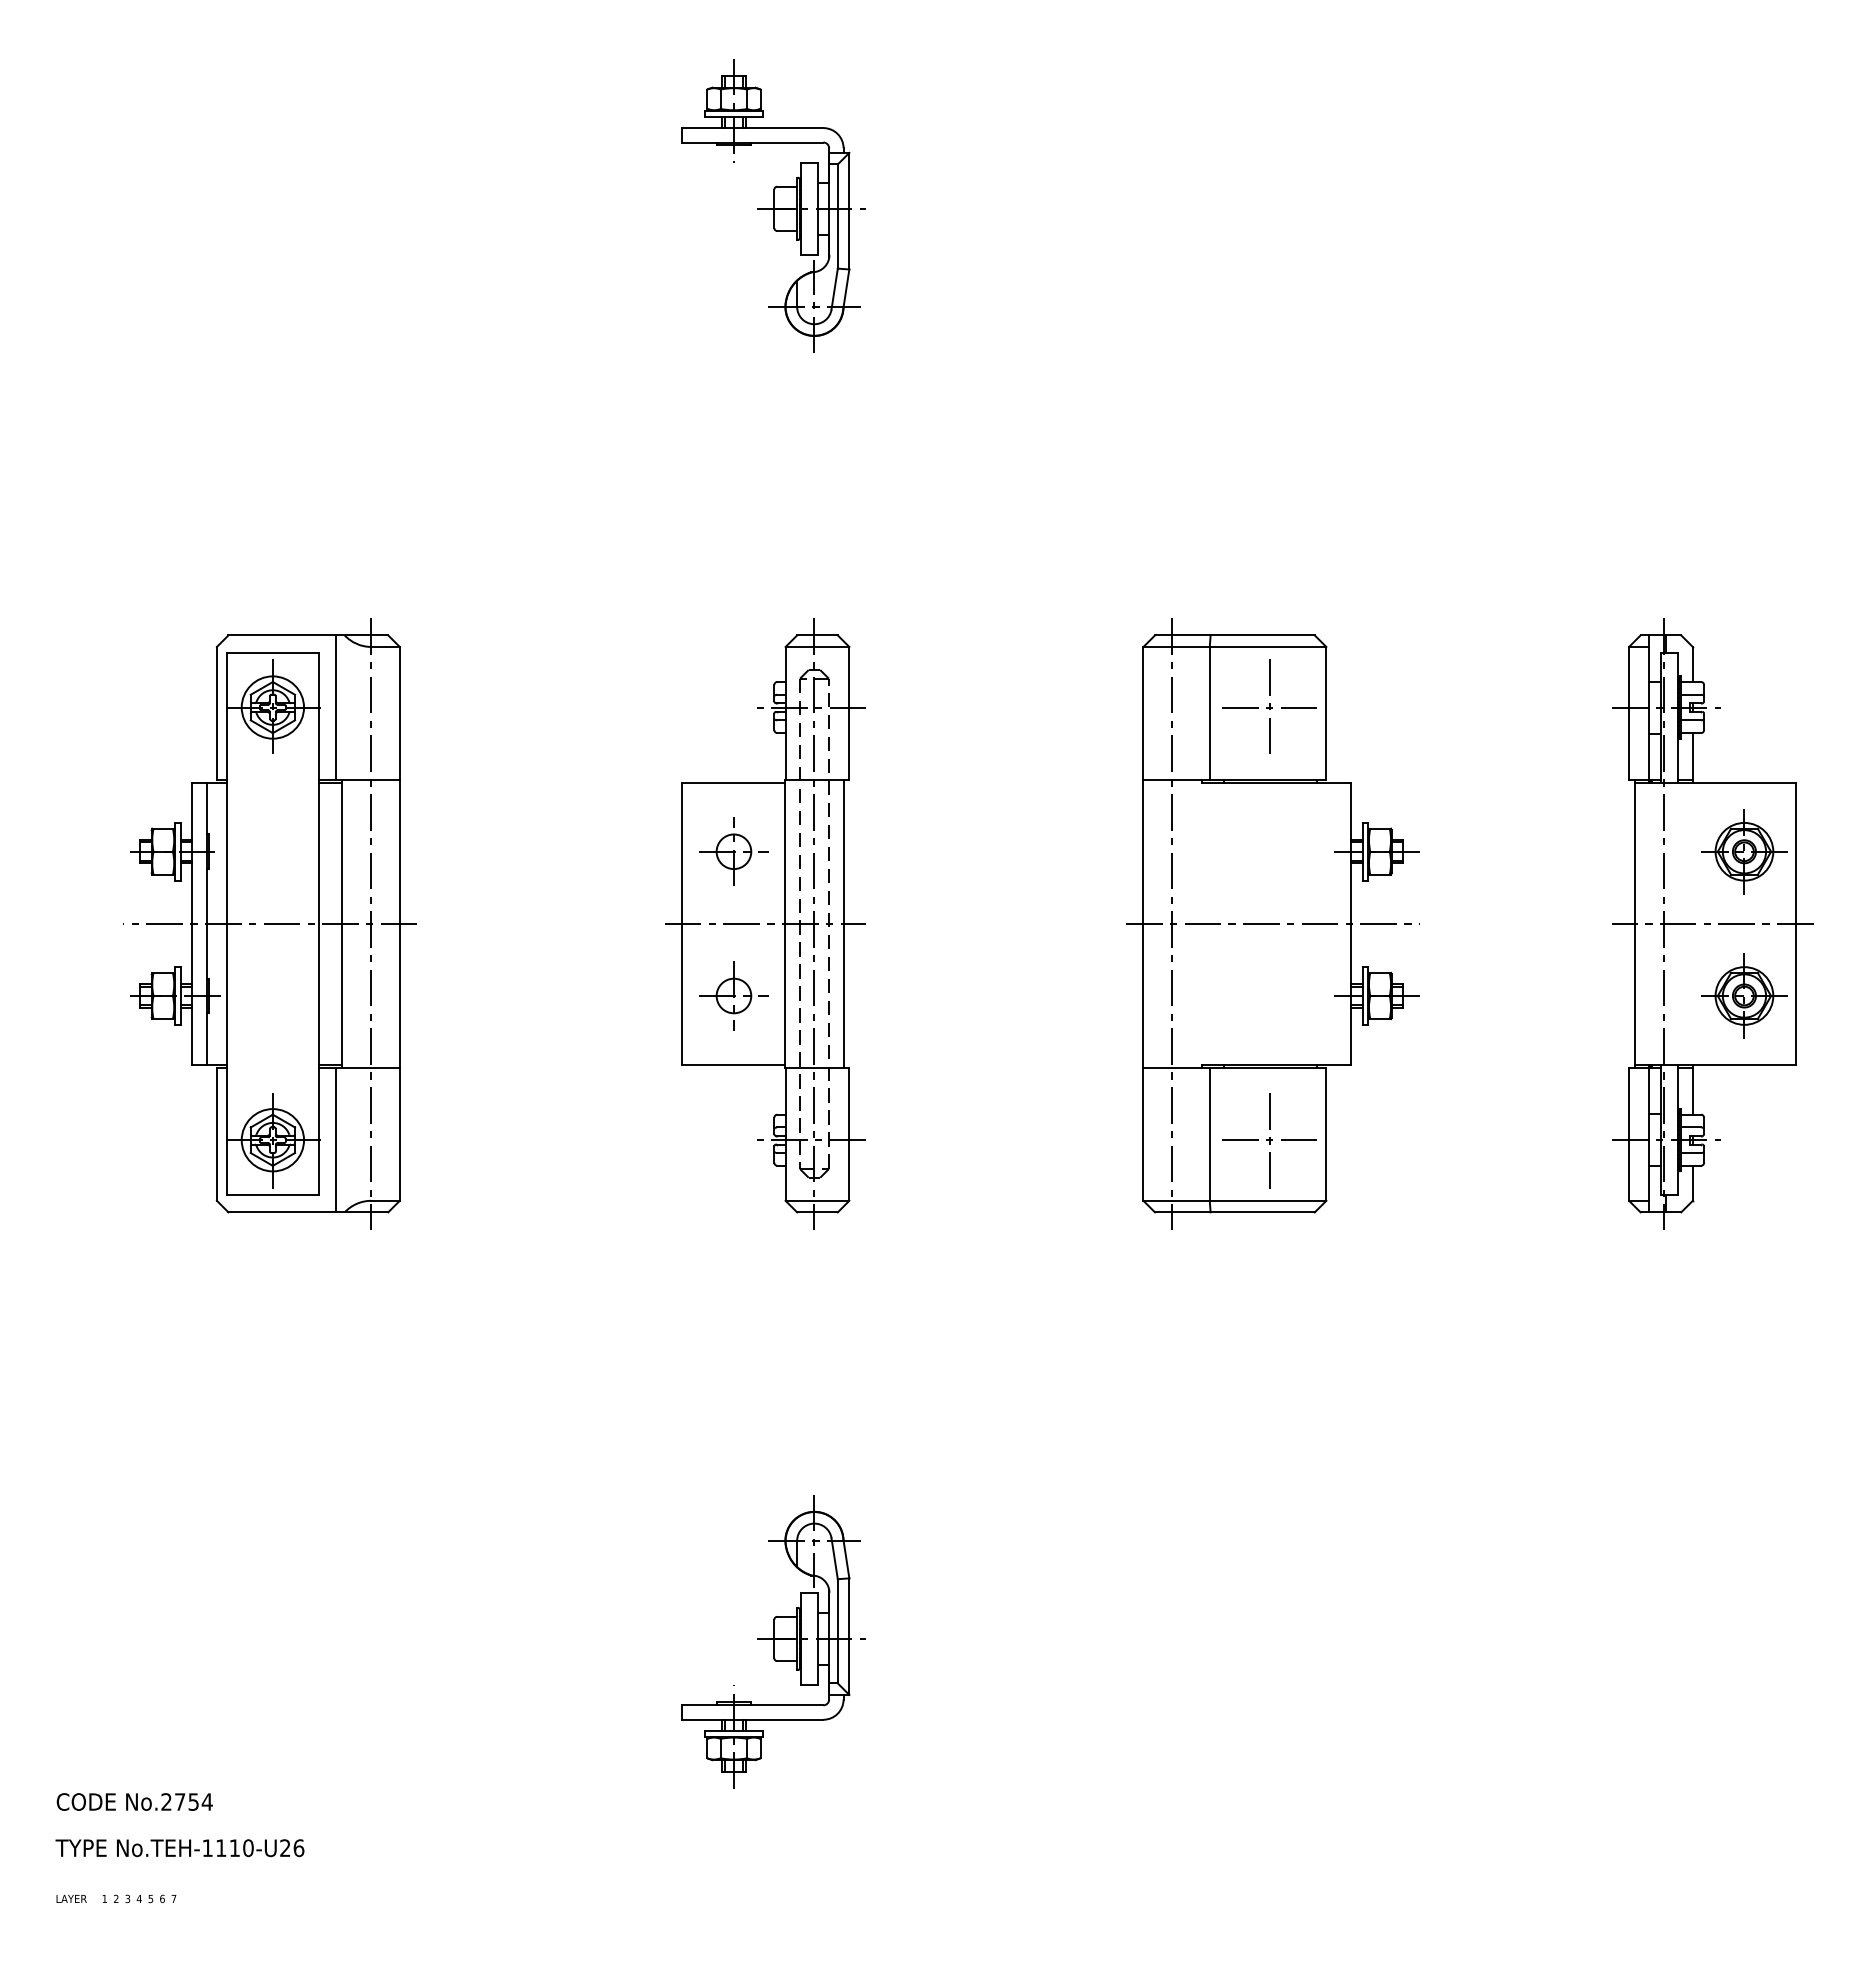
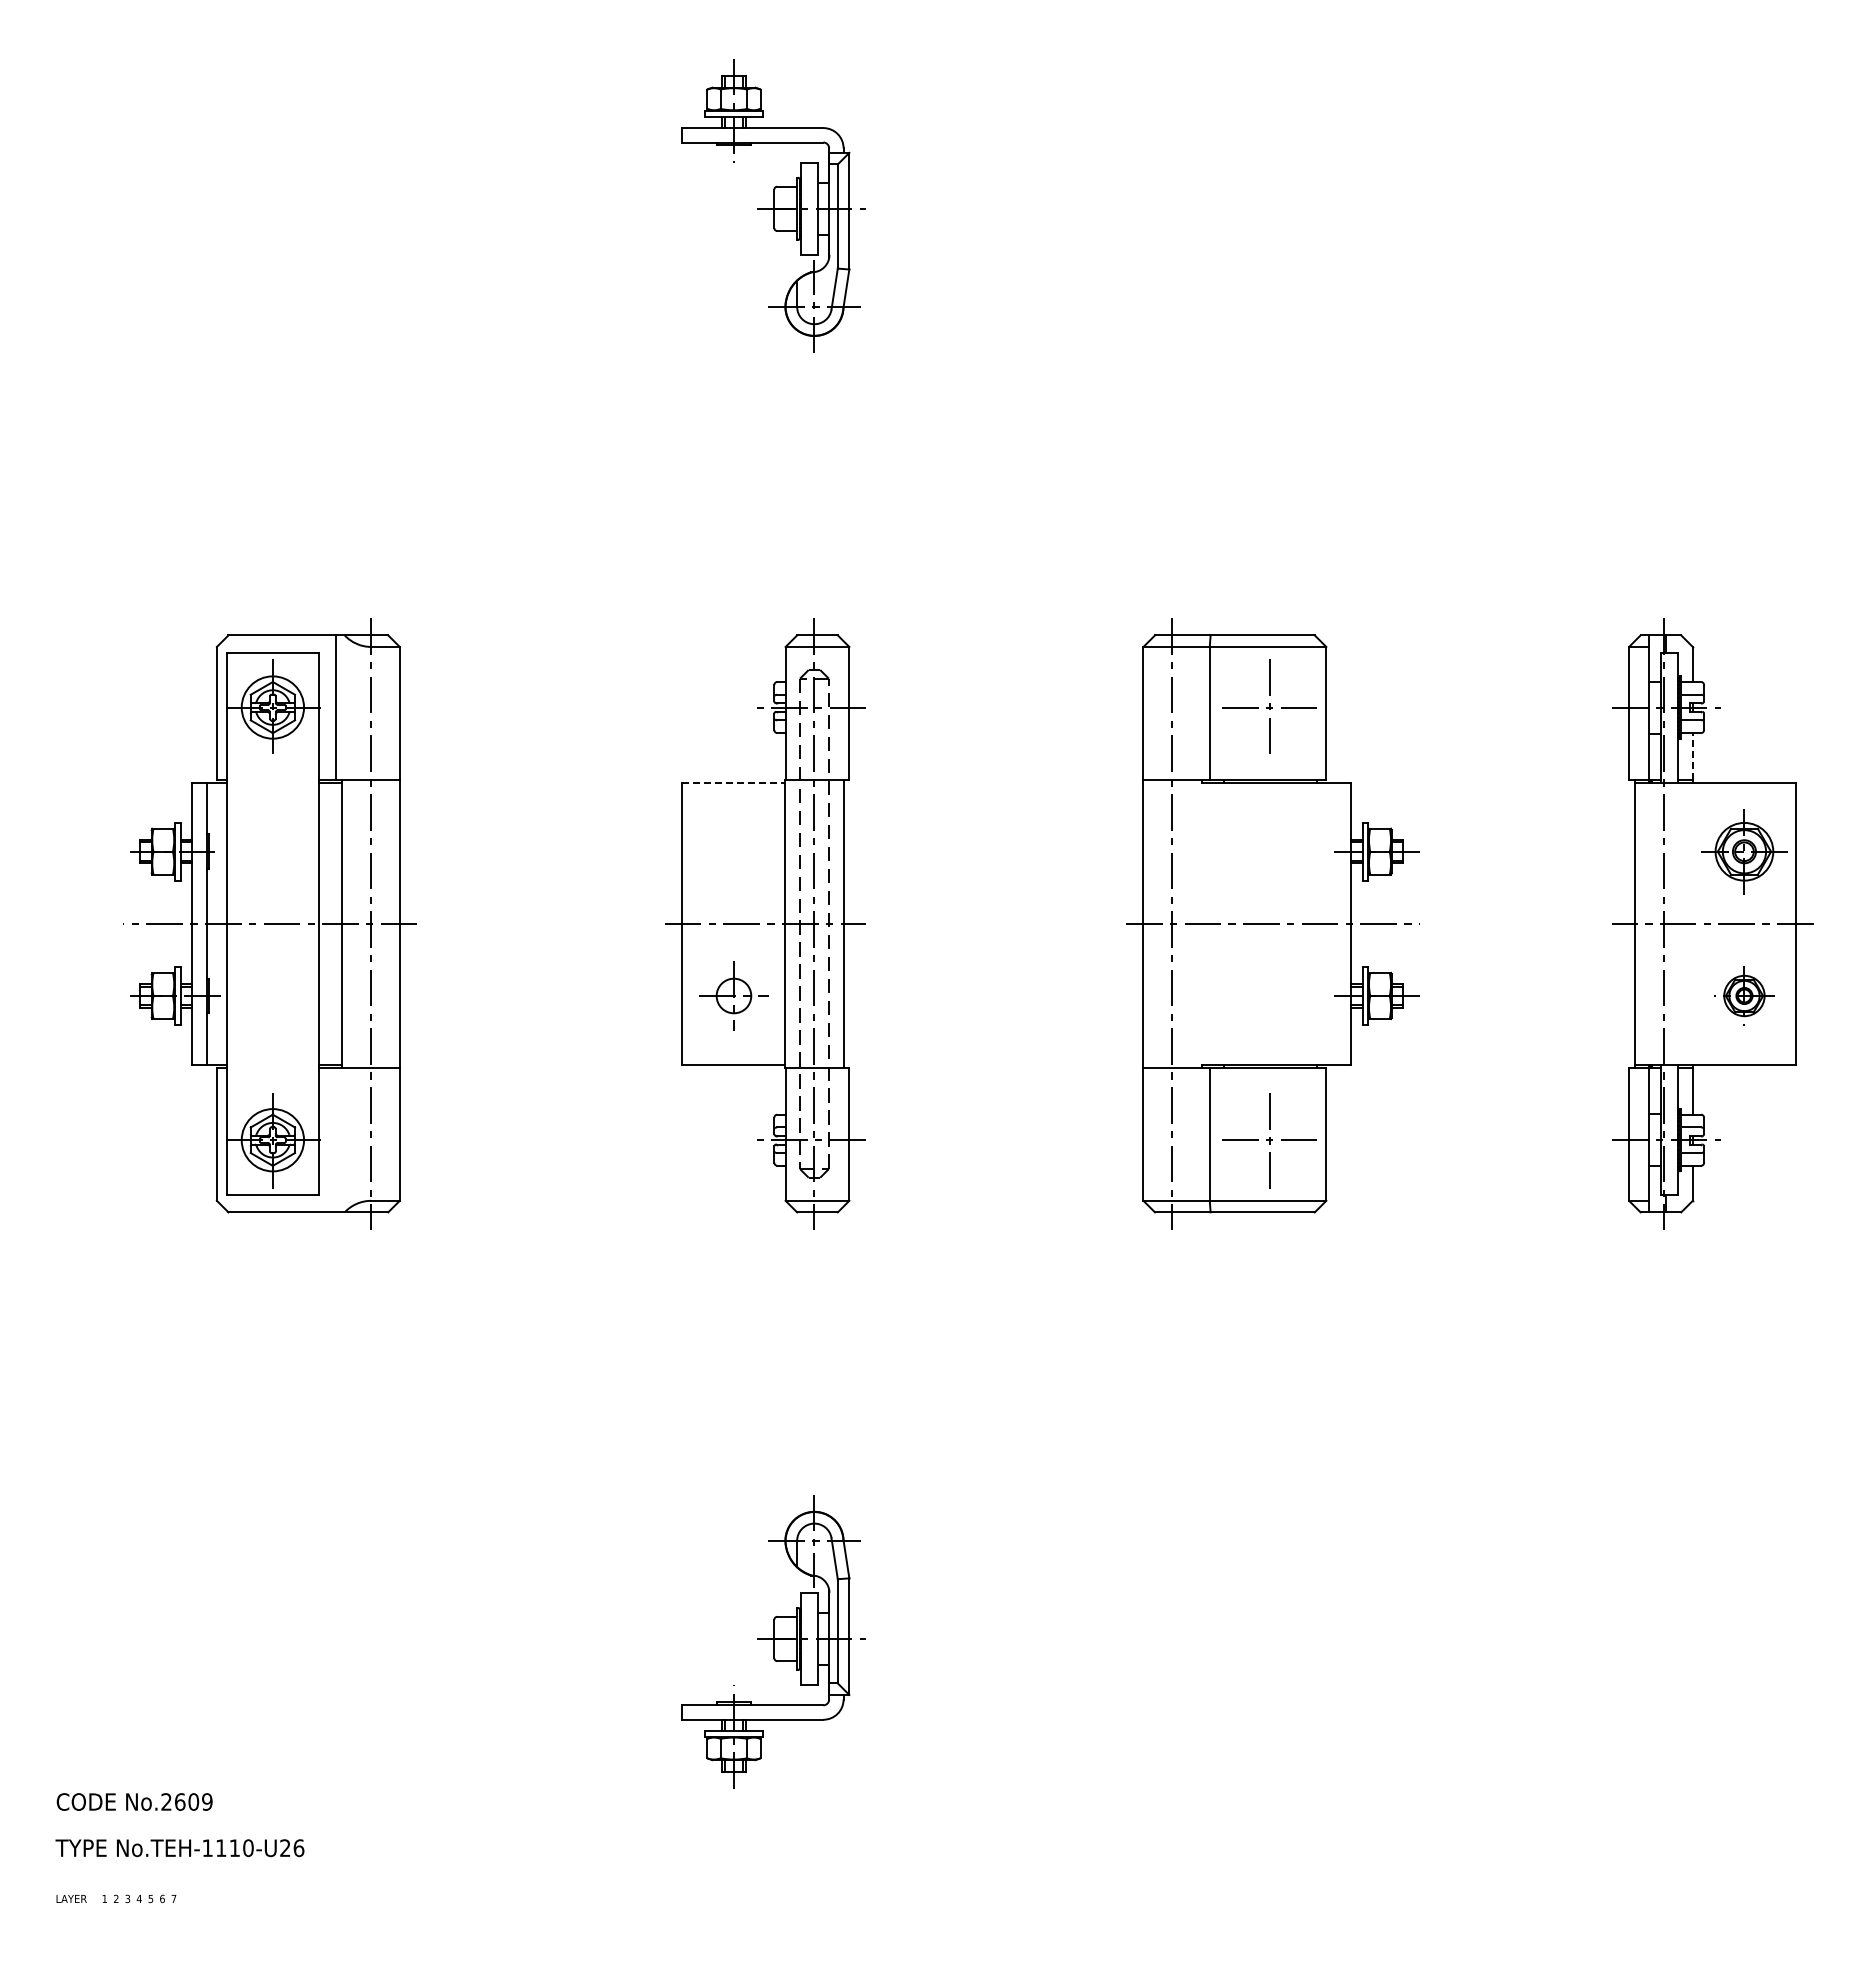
line: solid -> dashed (1692, 755)
line: solid -> dashed (733, 782)
part: present -> none (733, 851)
part size: 87x86 px -> 61x60 px (1744, 995)
line: present -> none (336, 1140)
text: No.2754 -> No.2609 (193, 1801)
